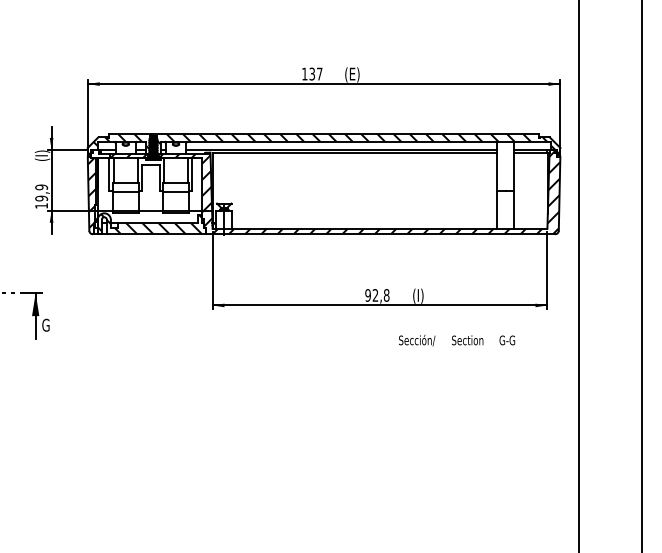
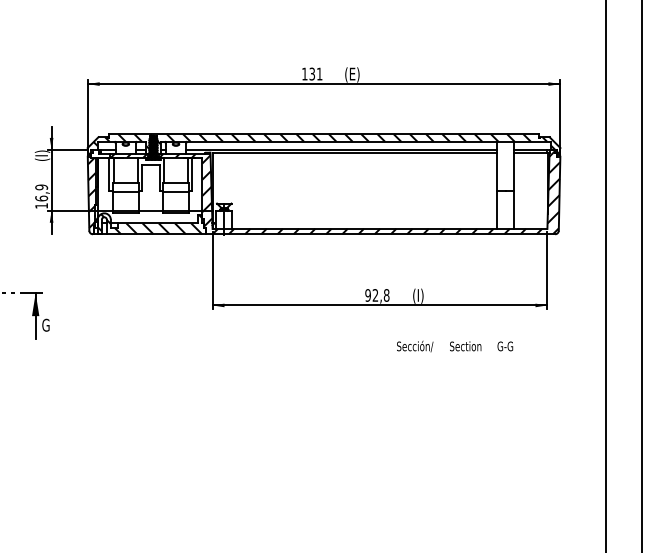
text: 137 -> 131 (319, 73)
text: 19,9 -> 16,9 (41, 198)
line position: (579, 275) -> (606, 275) (606, 275)
text position: (457, 340) -> (455, 346) (455, 346)
